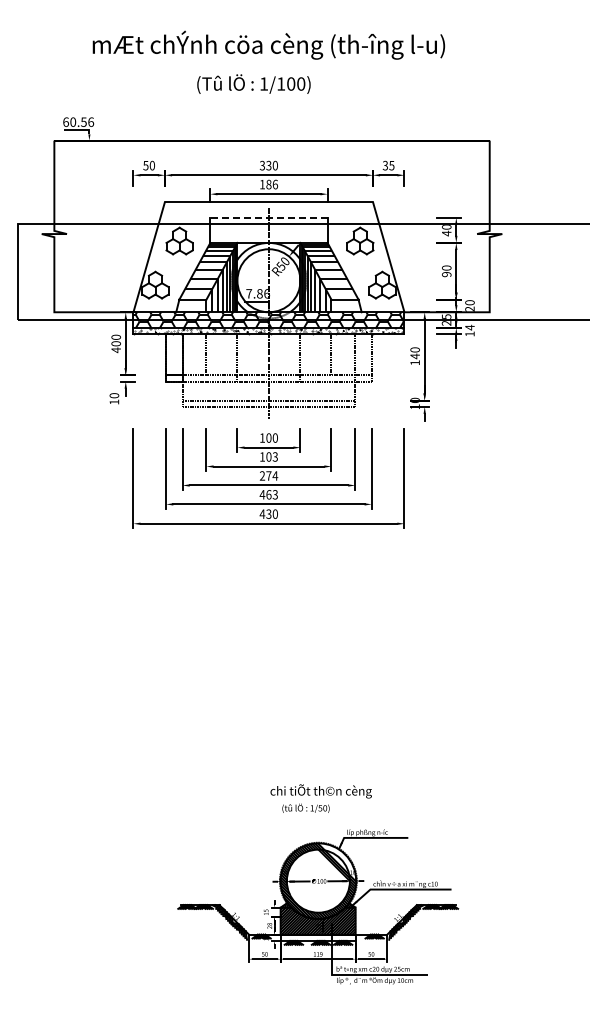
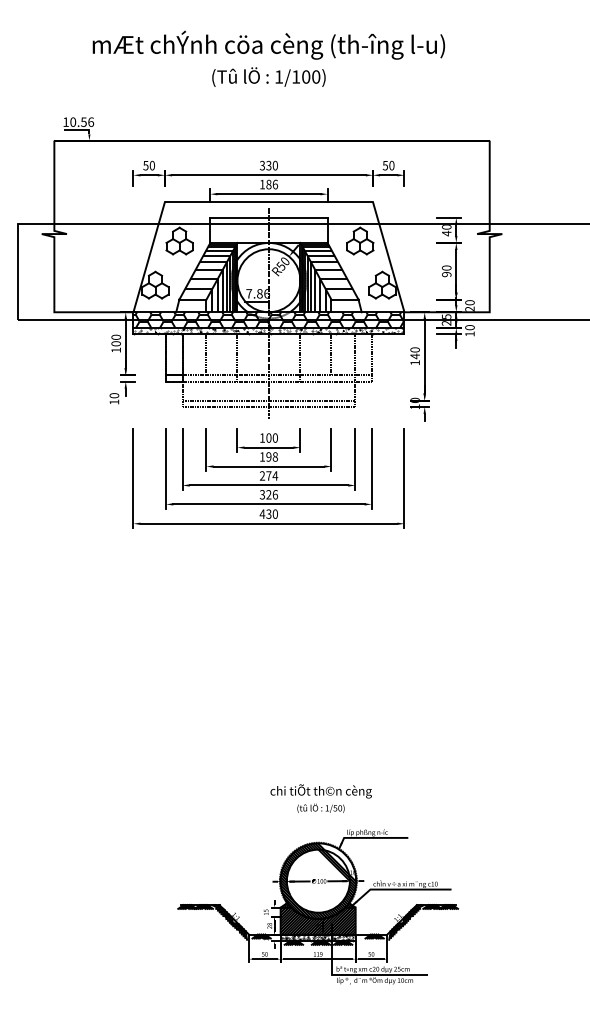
text position: (253, 83) -> (268, 76) (268, 76)
text: 60.56 -> 10.56 (65, 121)
text: 35 -> 50 (388, 165)
line: dashed -> solid (268, 217)
text: 14 -> 10 (469, 327)
text: 400 -> 100 (115, 350)
text: 103 -> 198 (271, 456)
text: 463 -> 326 (268, 494)
text position: (305, 807) -> (320, 807) (320, 807)
hatch: none -> present (317, 937)
